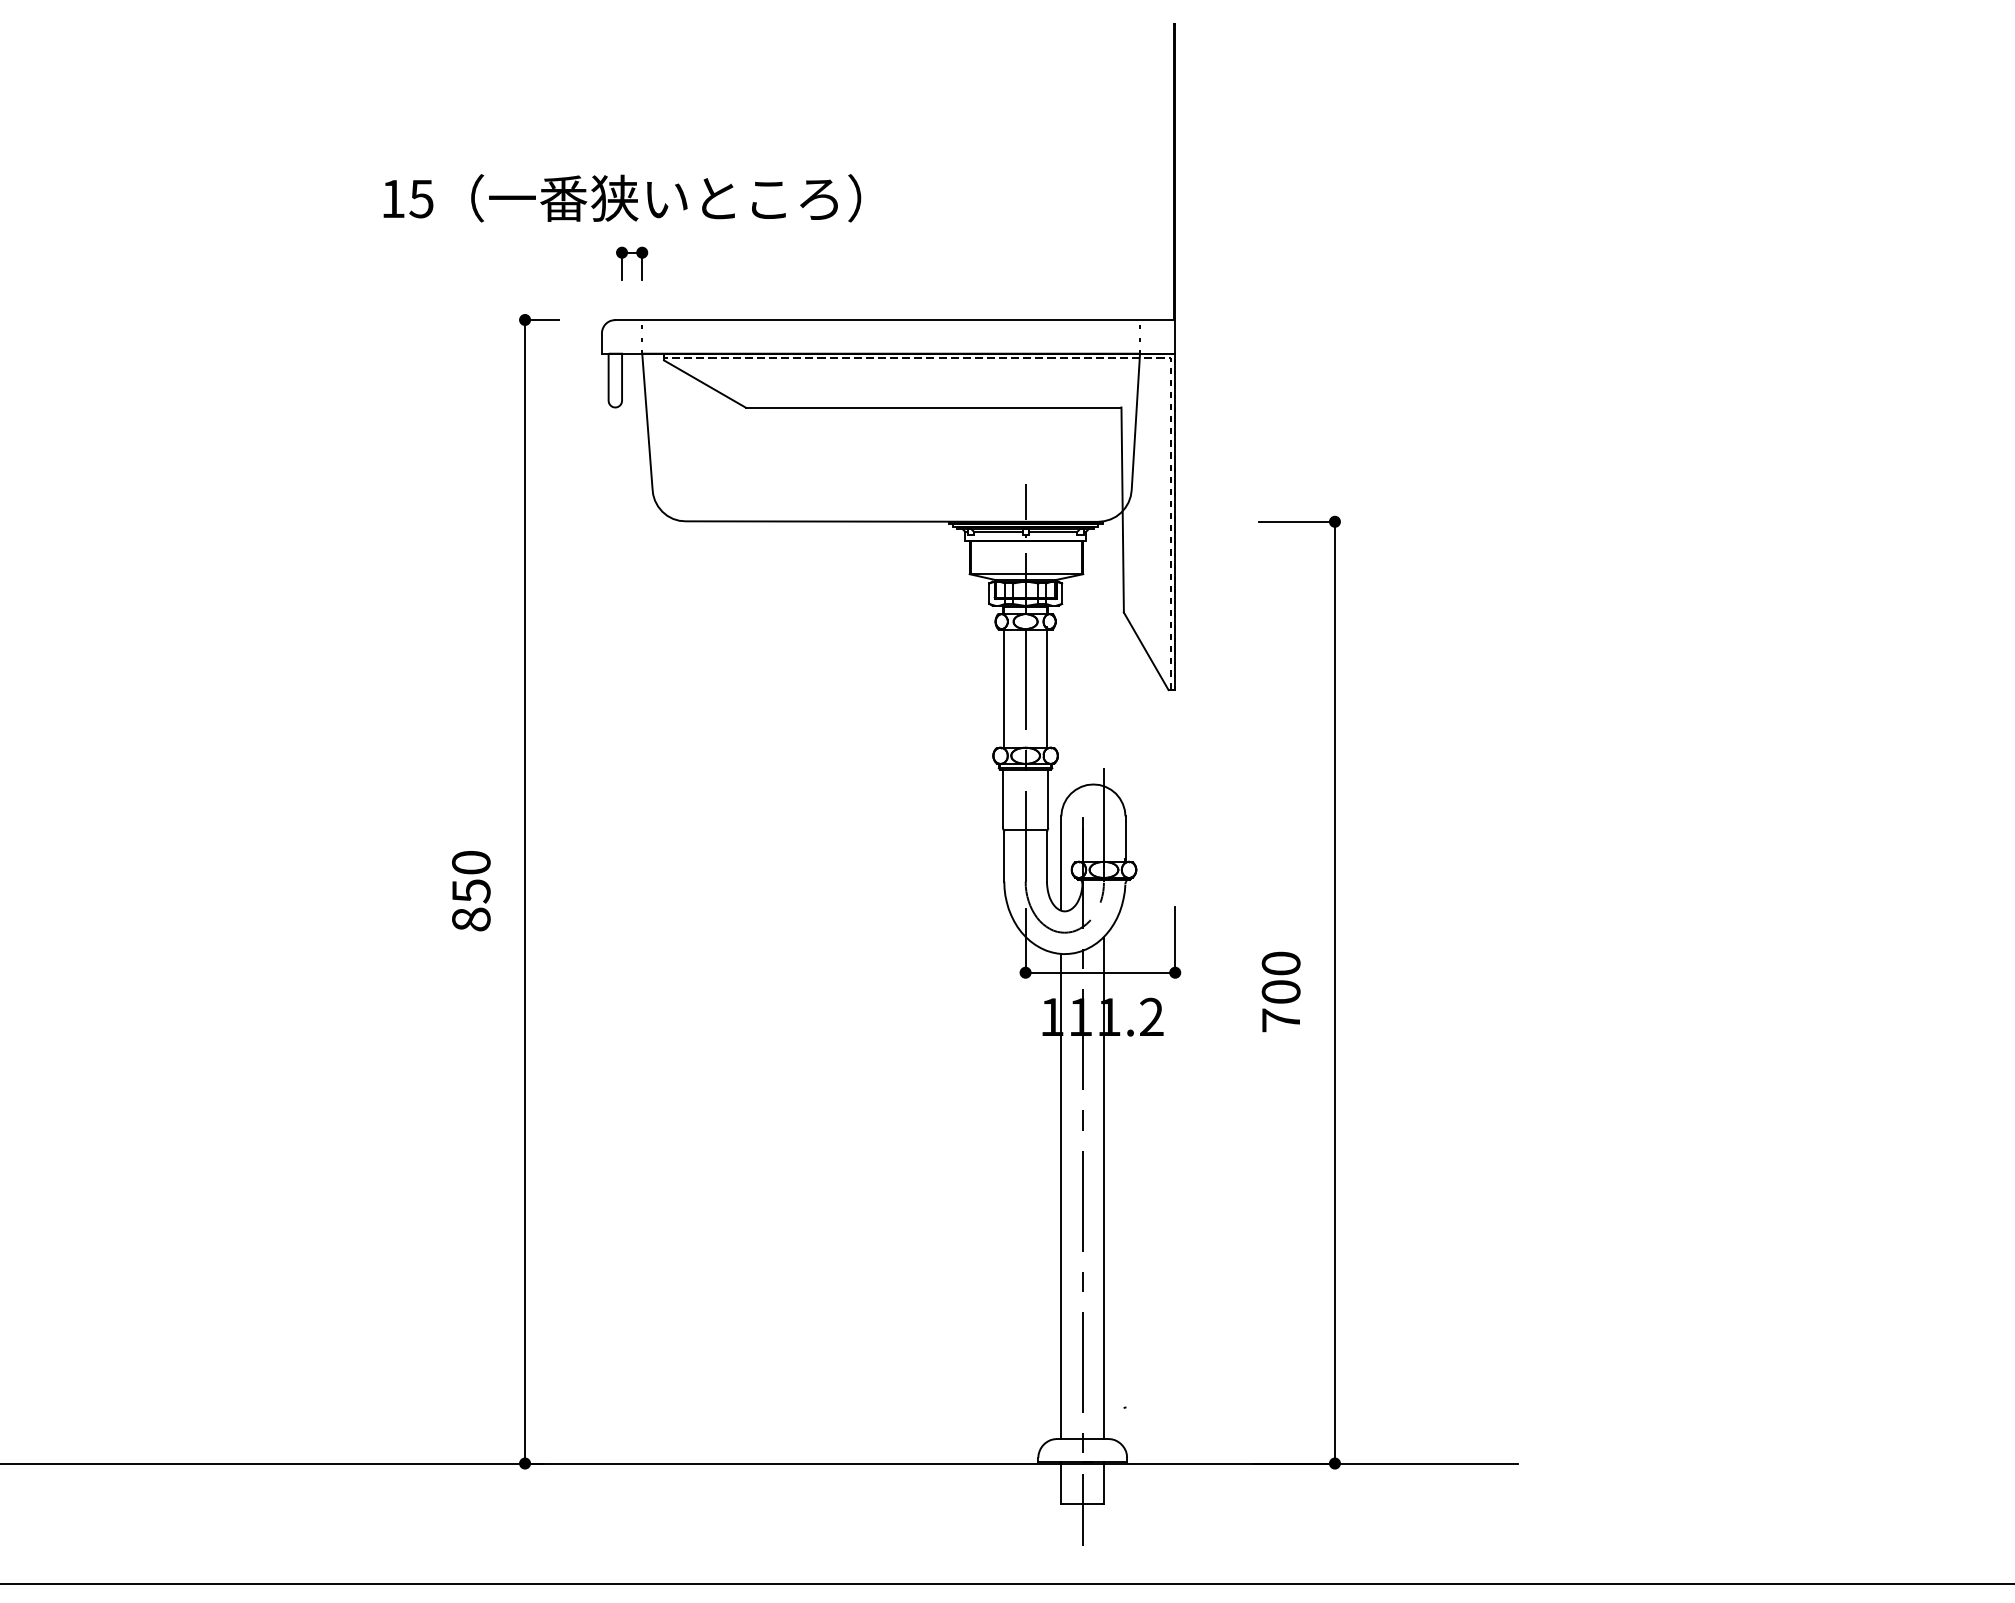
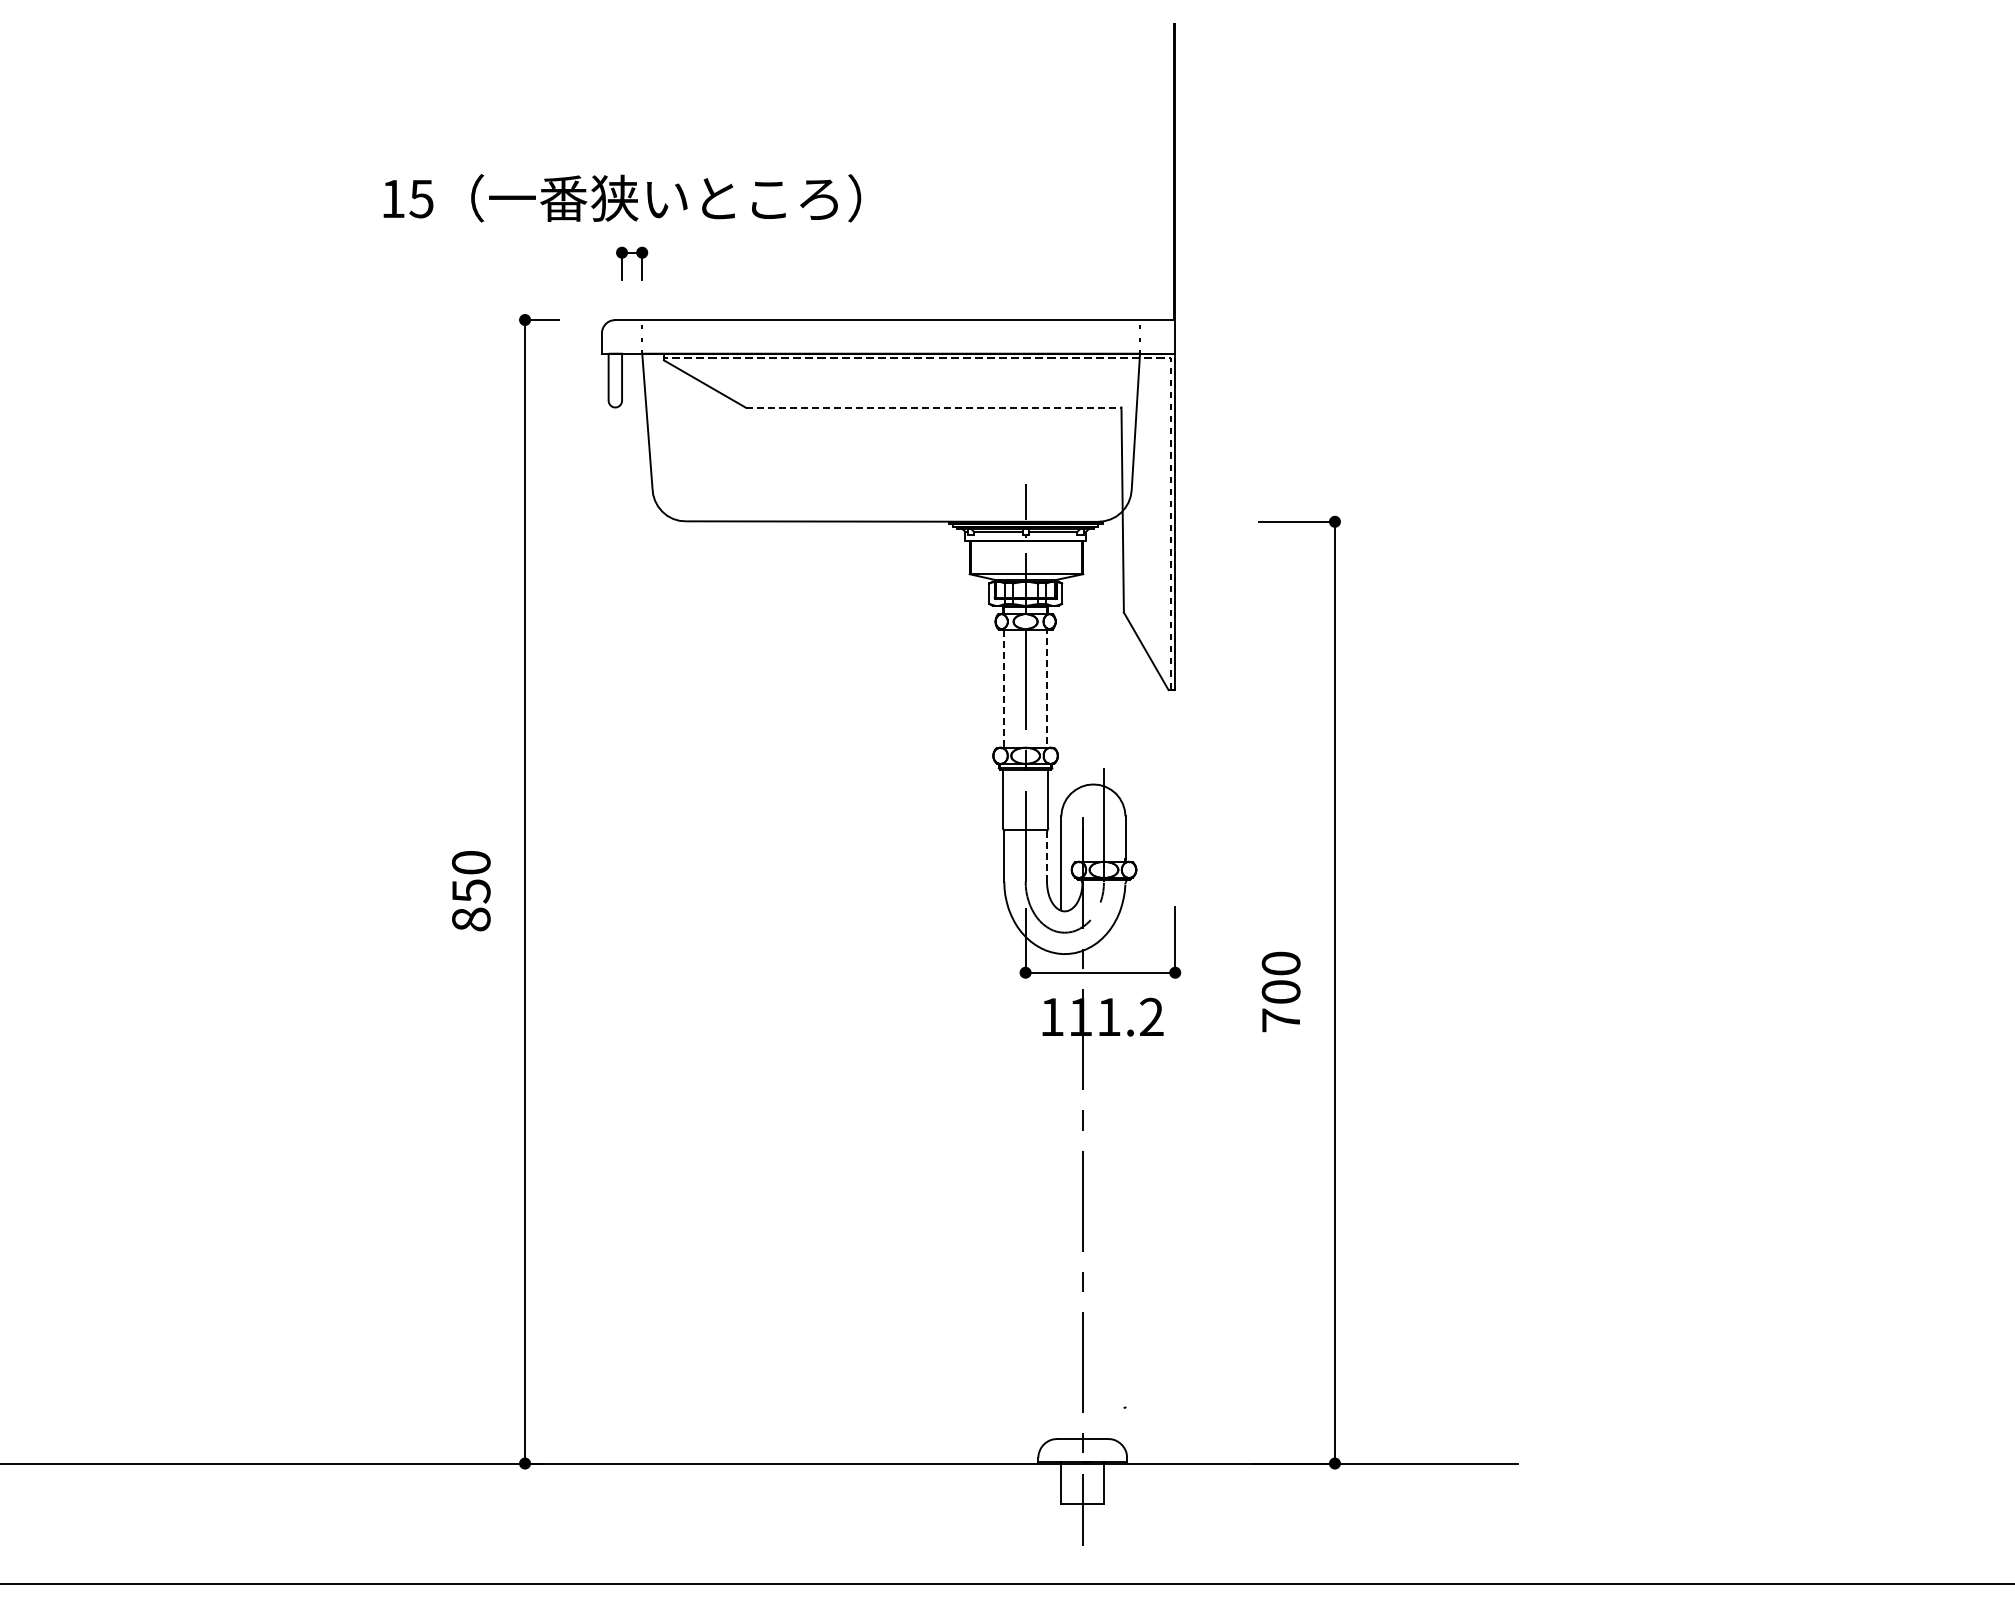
line: solid -> dashed (933, 407)
line: solid -> dashed (1046, 687)
line: solid -> dashed (1004, 688)
line: solid -> dashed (1046, 857)
line: present -> none (1104, 1188)
line: present -> none (1061, 1196)
